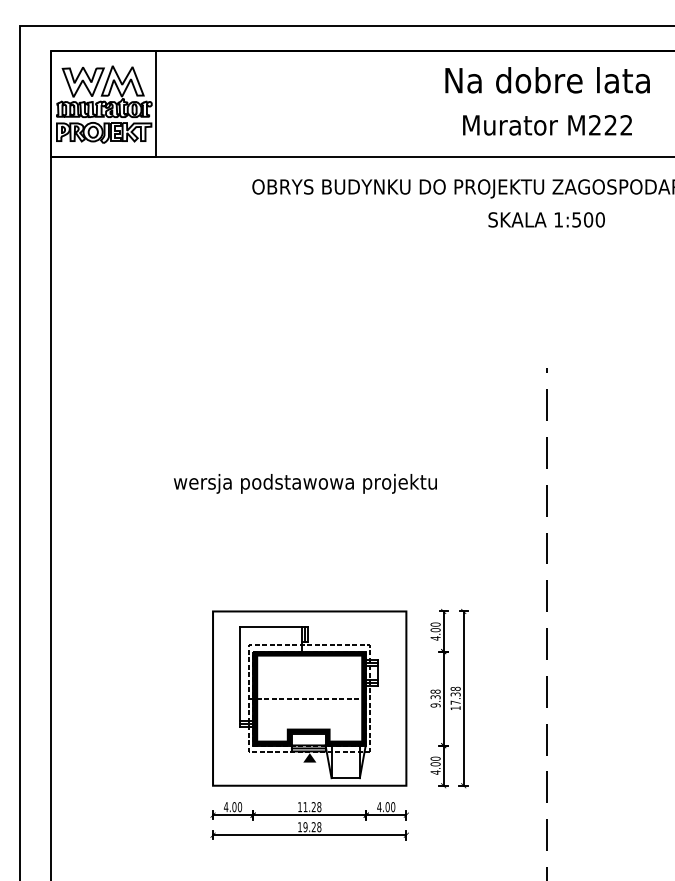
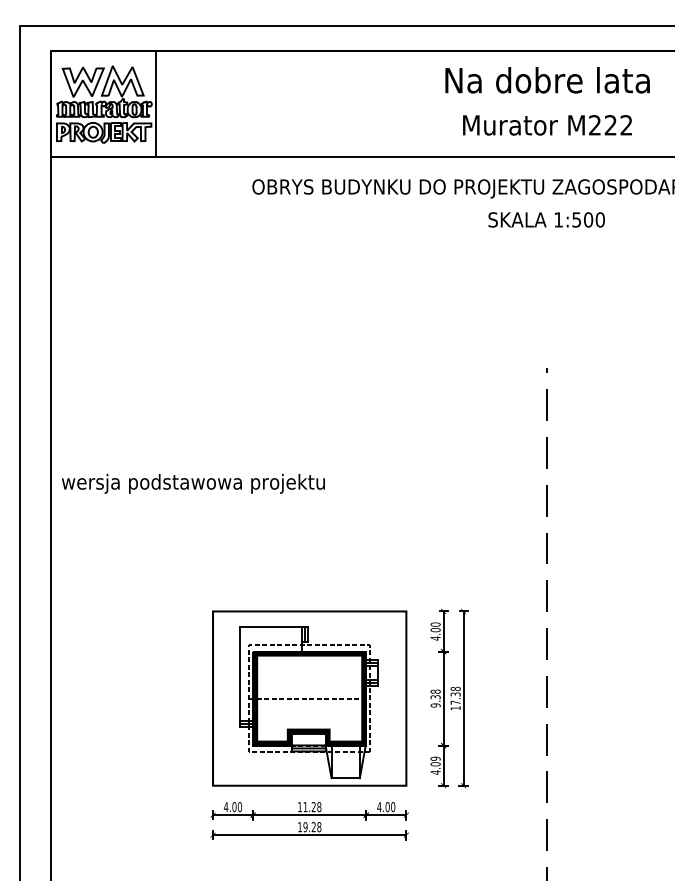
text position: (305, 483) -> (193, 483) (193, 483)
fill: present -> none (309, 757)
text: 4.00 -> 4.09 (435, 758)
